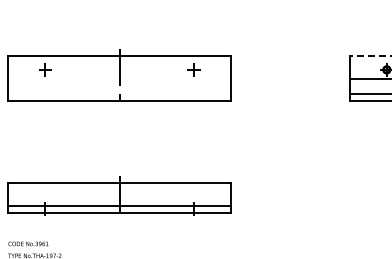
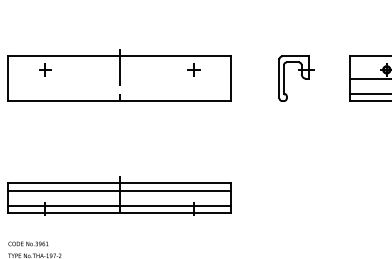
line: dashed -> solid (370, 56)
part: none -> present (296, 78)
line: none -> present (119, 190)
